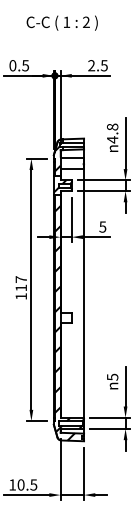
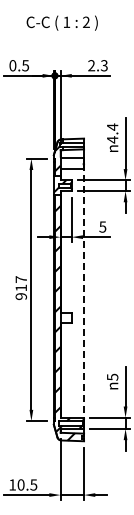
text: 2.5 -> 2.3 (104, 65)
text: 4.8 -> 4.4 (112, 126)
line: solid -> dashed (84, 292)
text: 117 -> 917 (21, 296)
